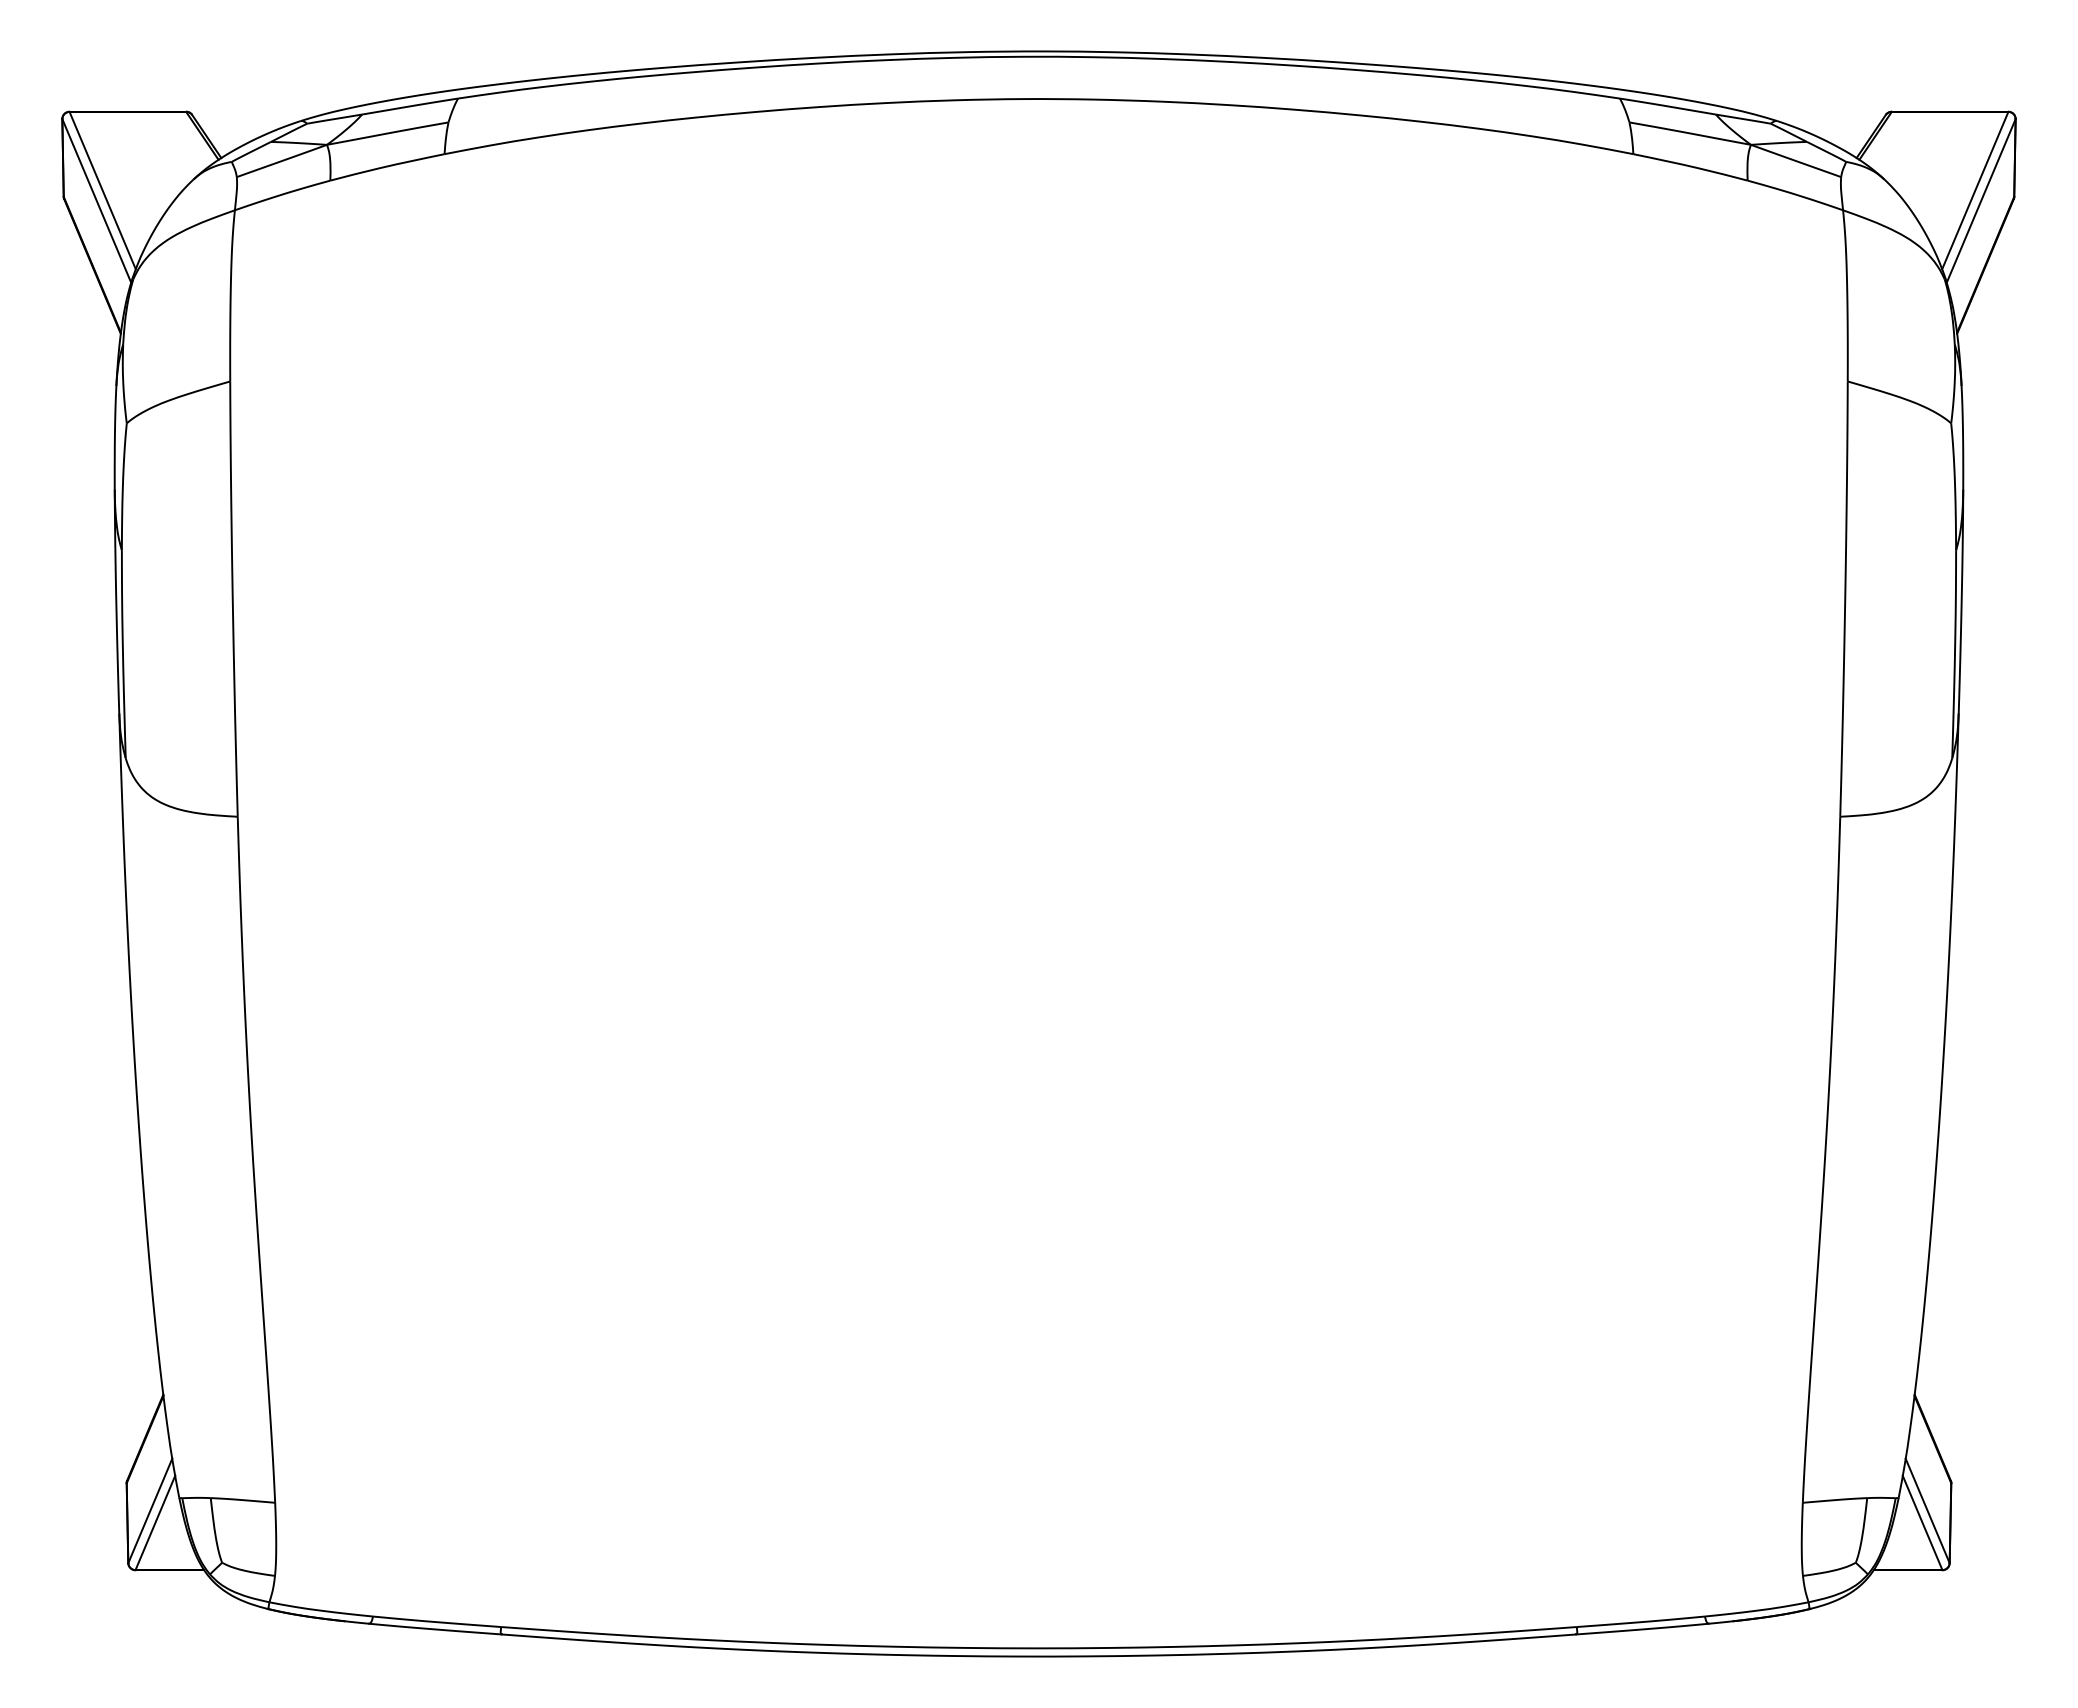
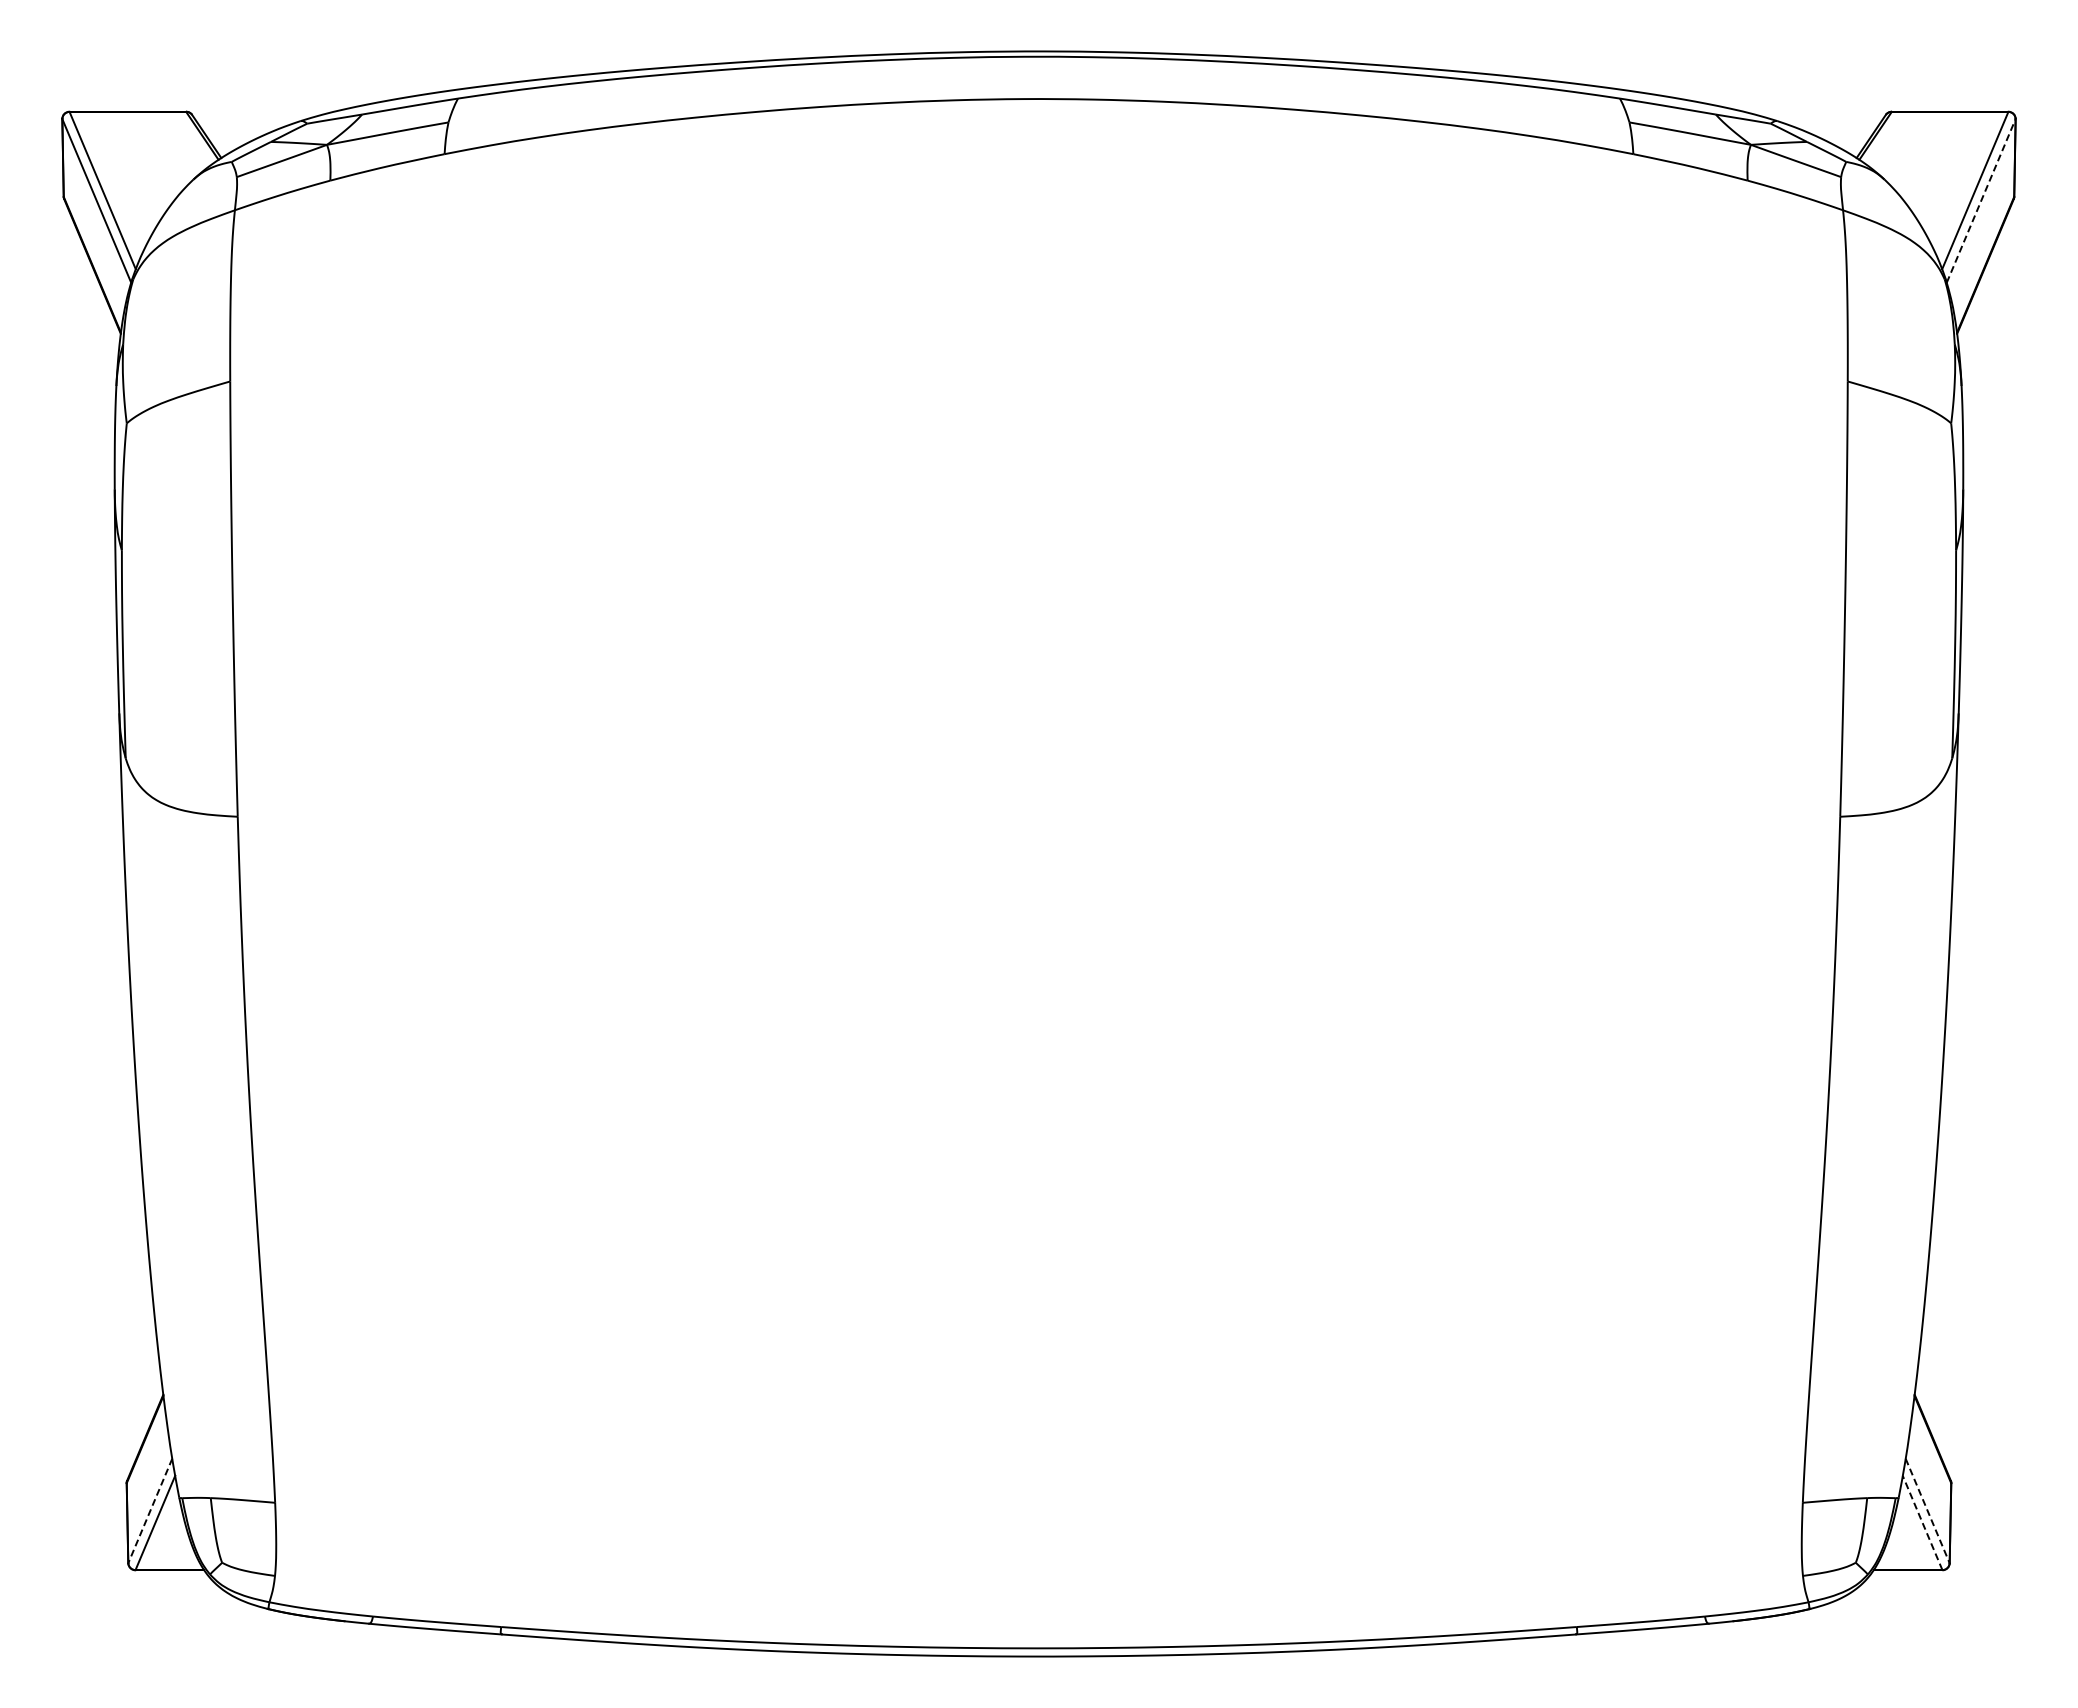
line: solid -> dashed (1981, 200)
line: solid -> dashed (150, 1510)
line: solid -> dashed (1927, 1510)
line: solid -> dashed (1922, 1522)
